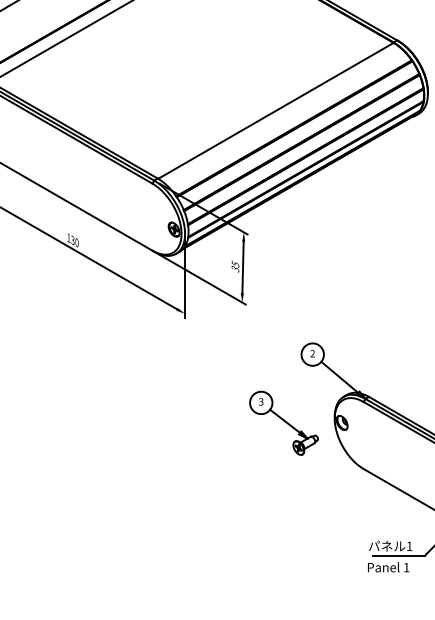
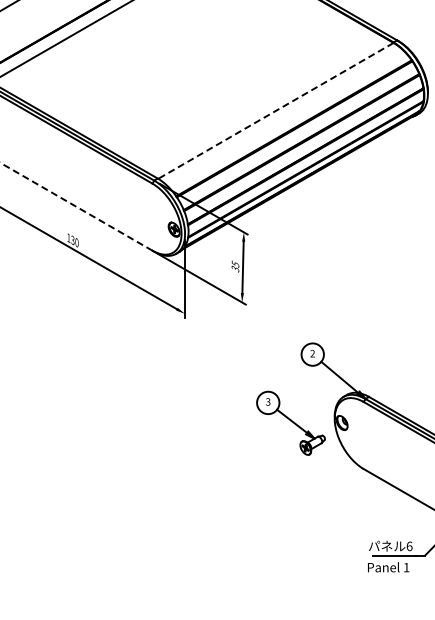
line: solid -> dashed (275, 110)
line: solid -> dashed (75, 206)
part position: (283, 422) -> (290, 422) (290, 422)
text: 1 -> 6 (409, 546)
